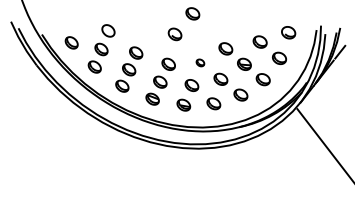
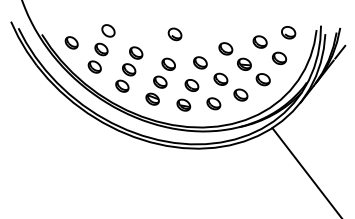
part: present -> none (192, 13)
part size: 11x10 px -> 15x14 px (200, 62)
line position: (324, 144) -> (305, 171) (305, 171)
